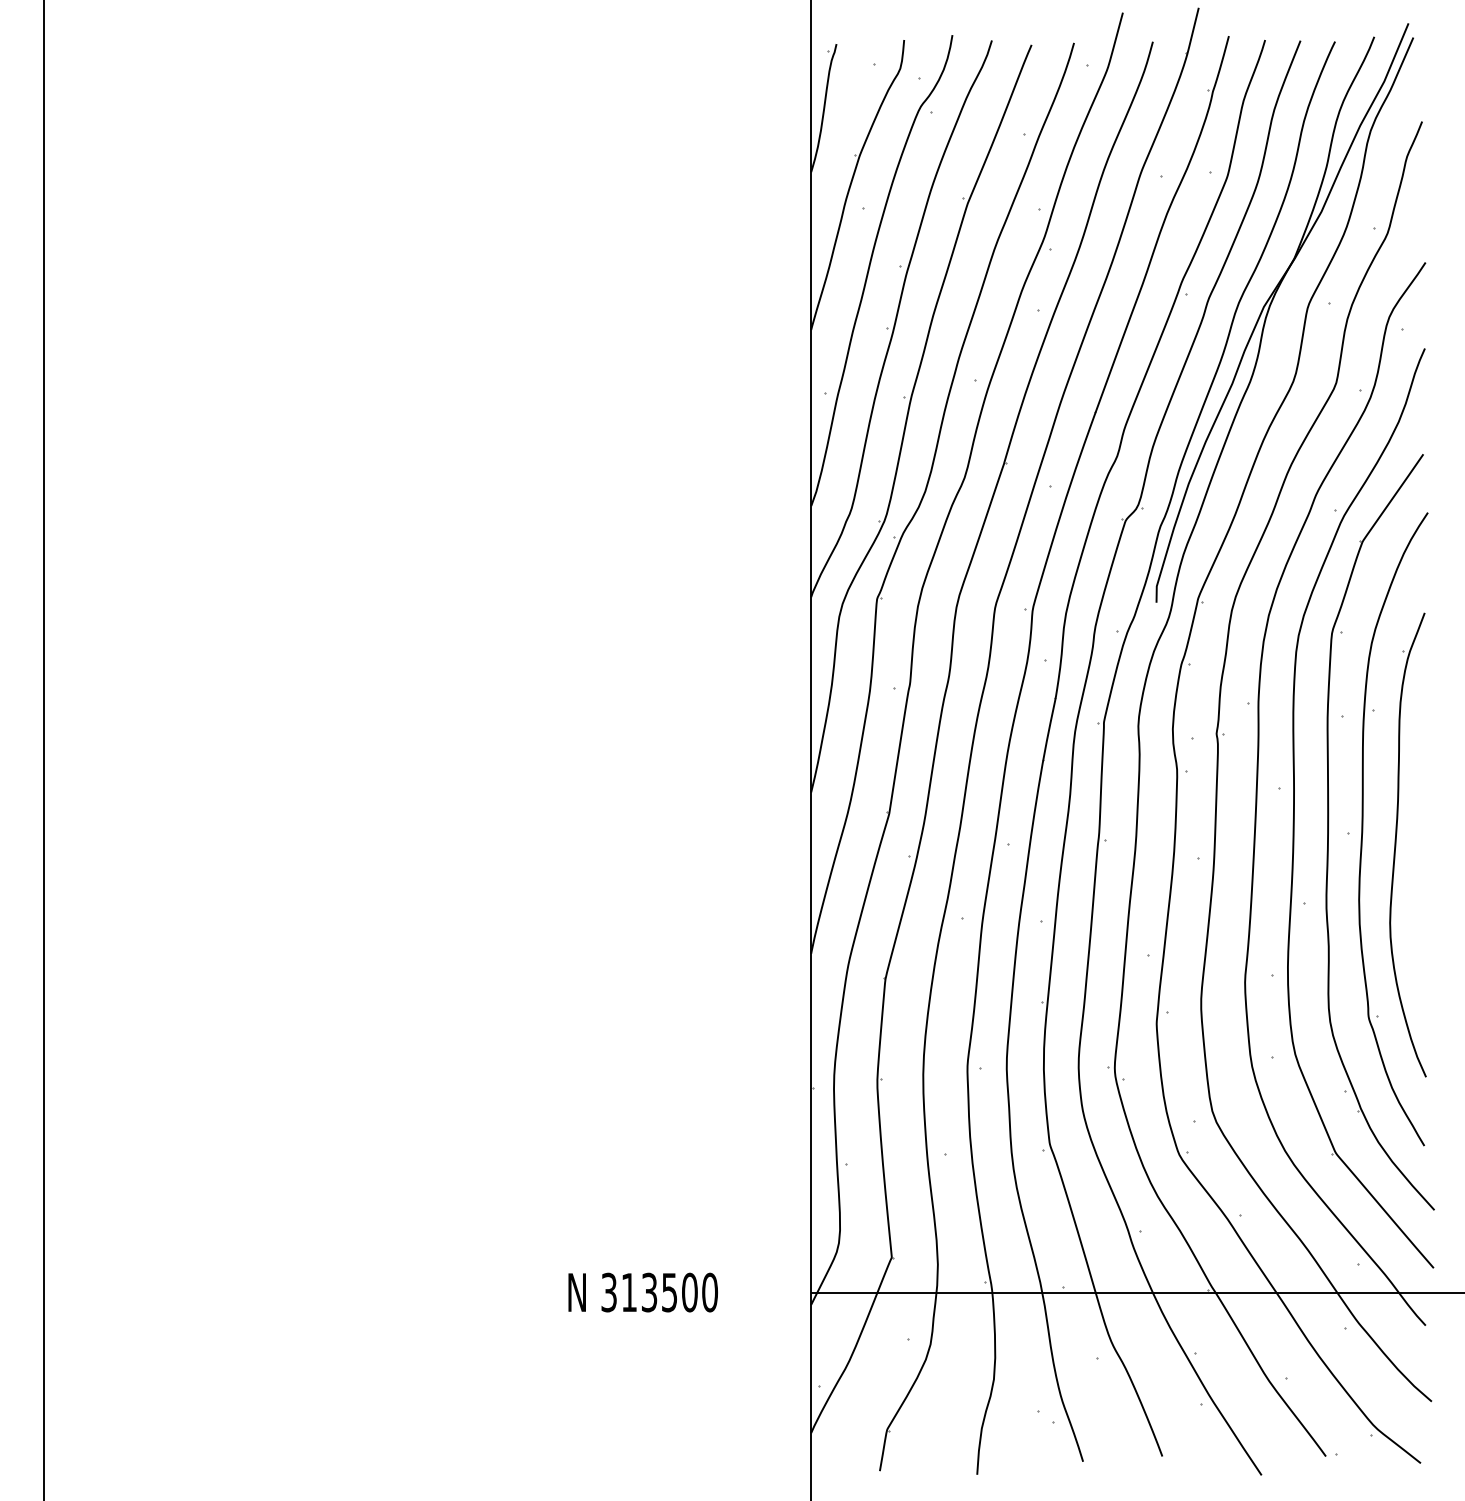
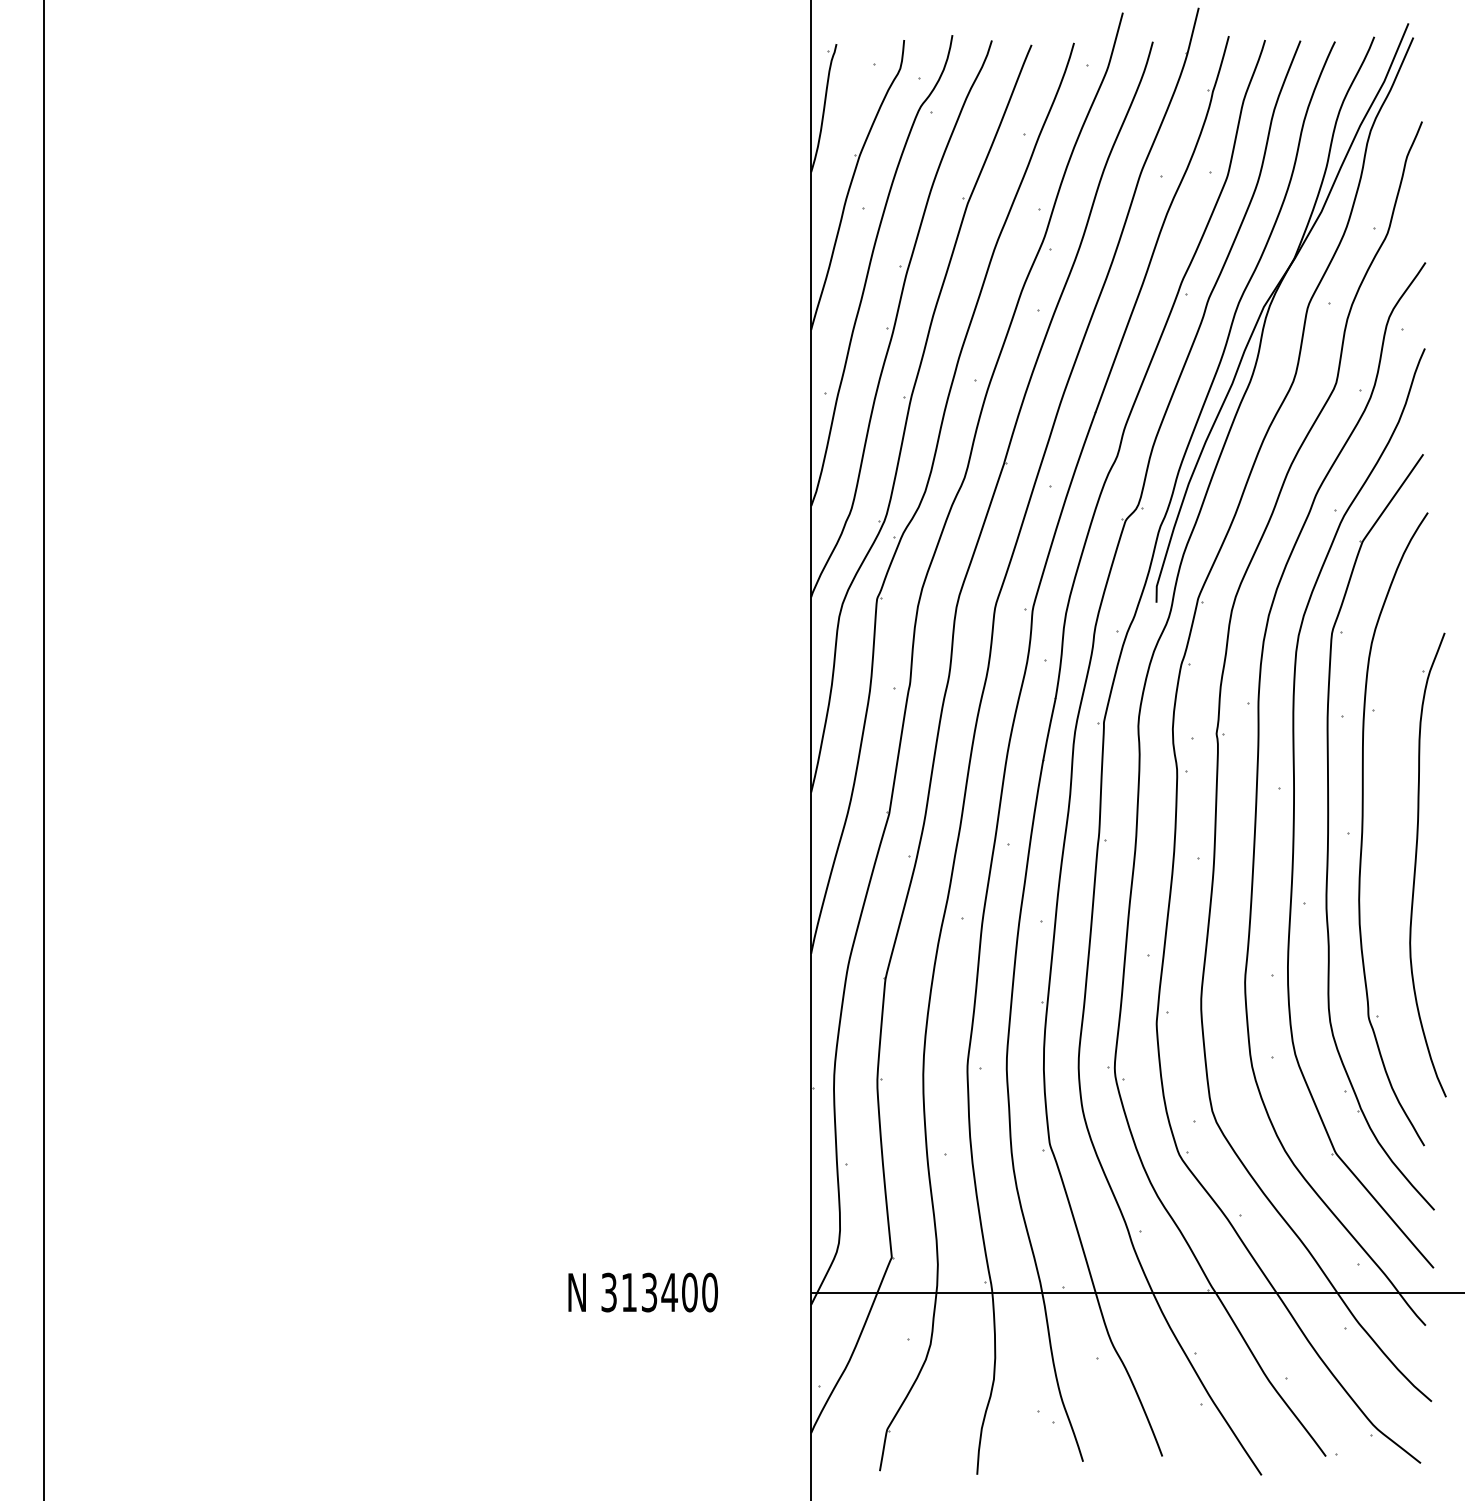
part position: (1396, 844) -> (1416, 864) (1416, 864)
text: 313500 -> 313400 (669, 1292)
